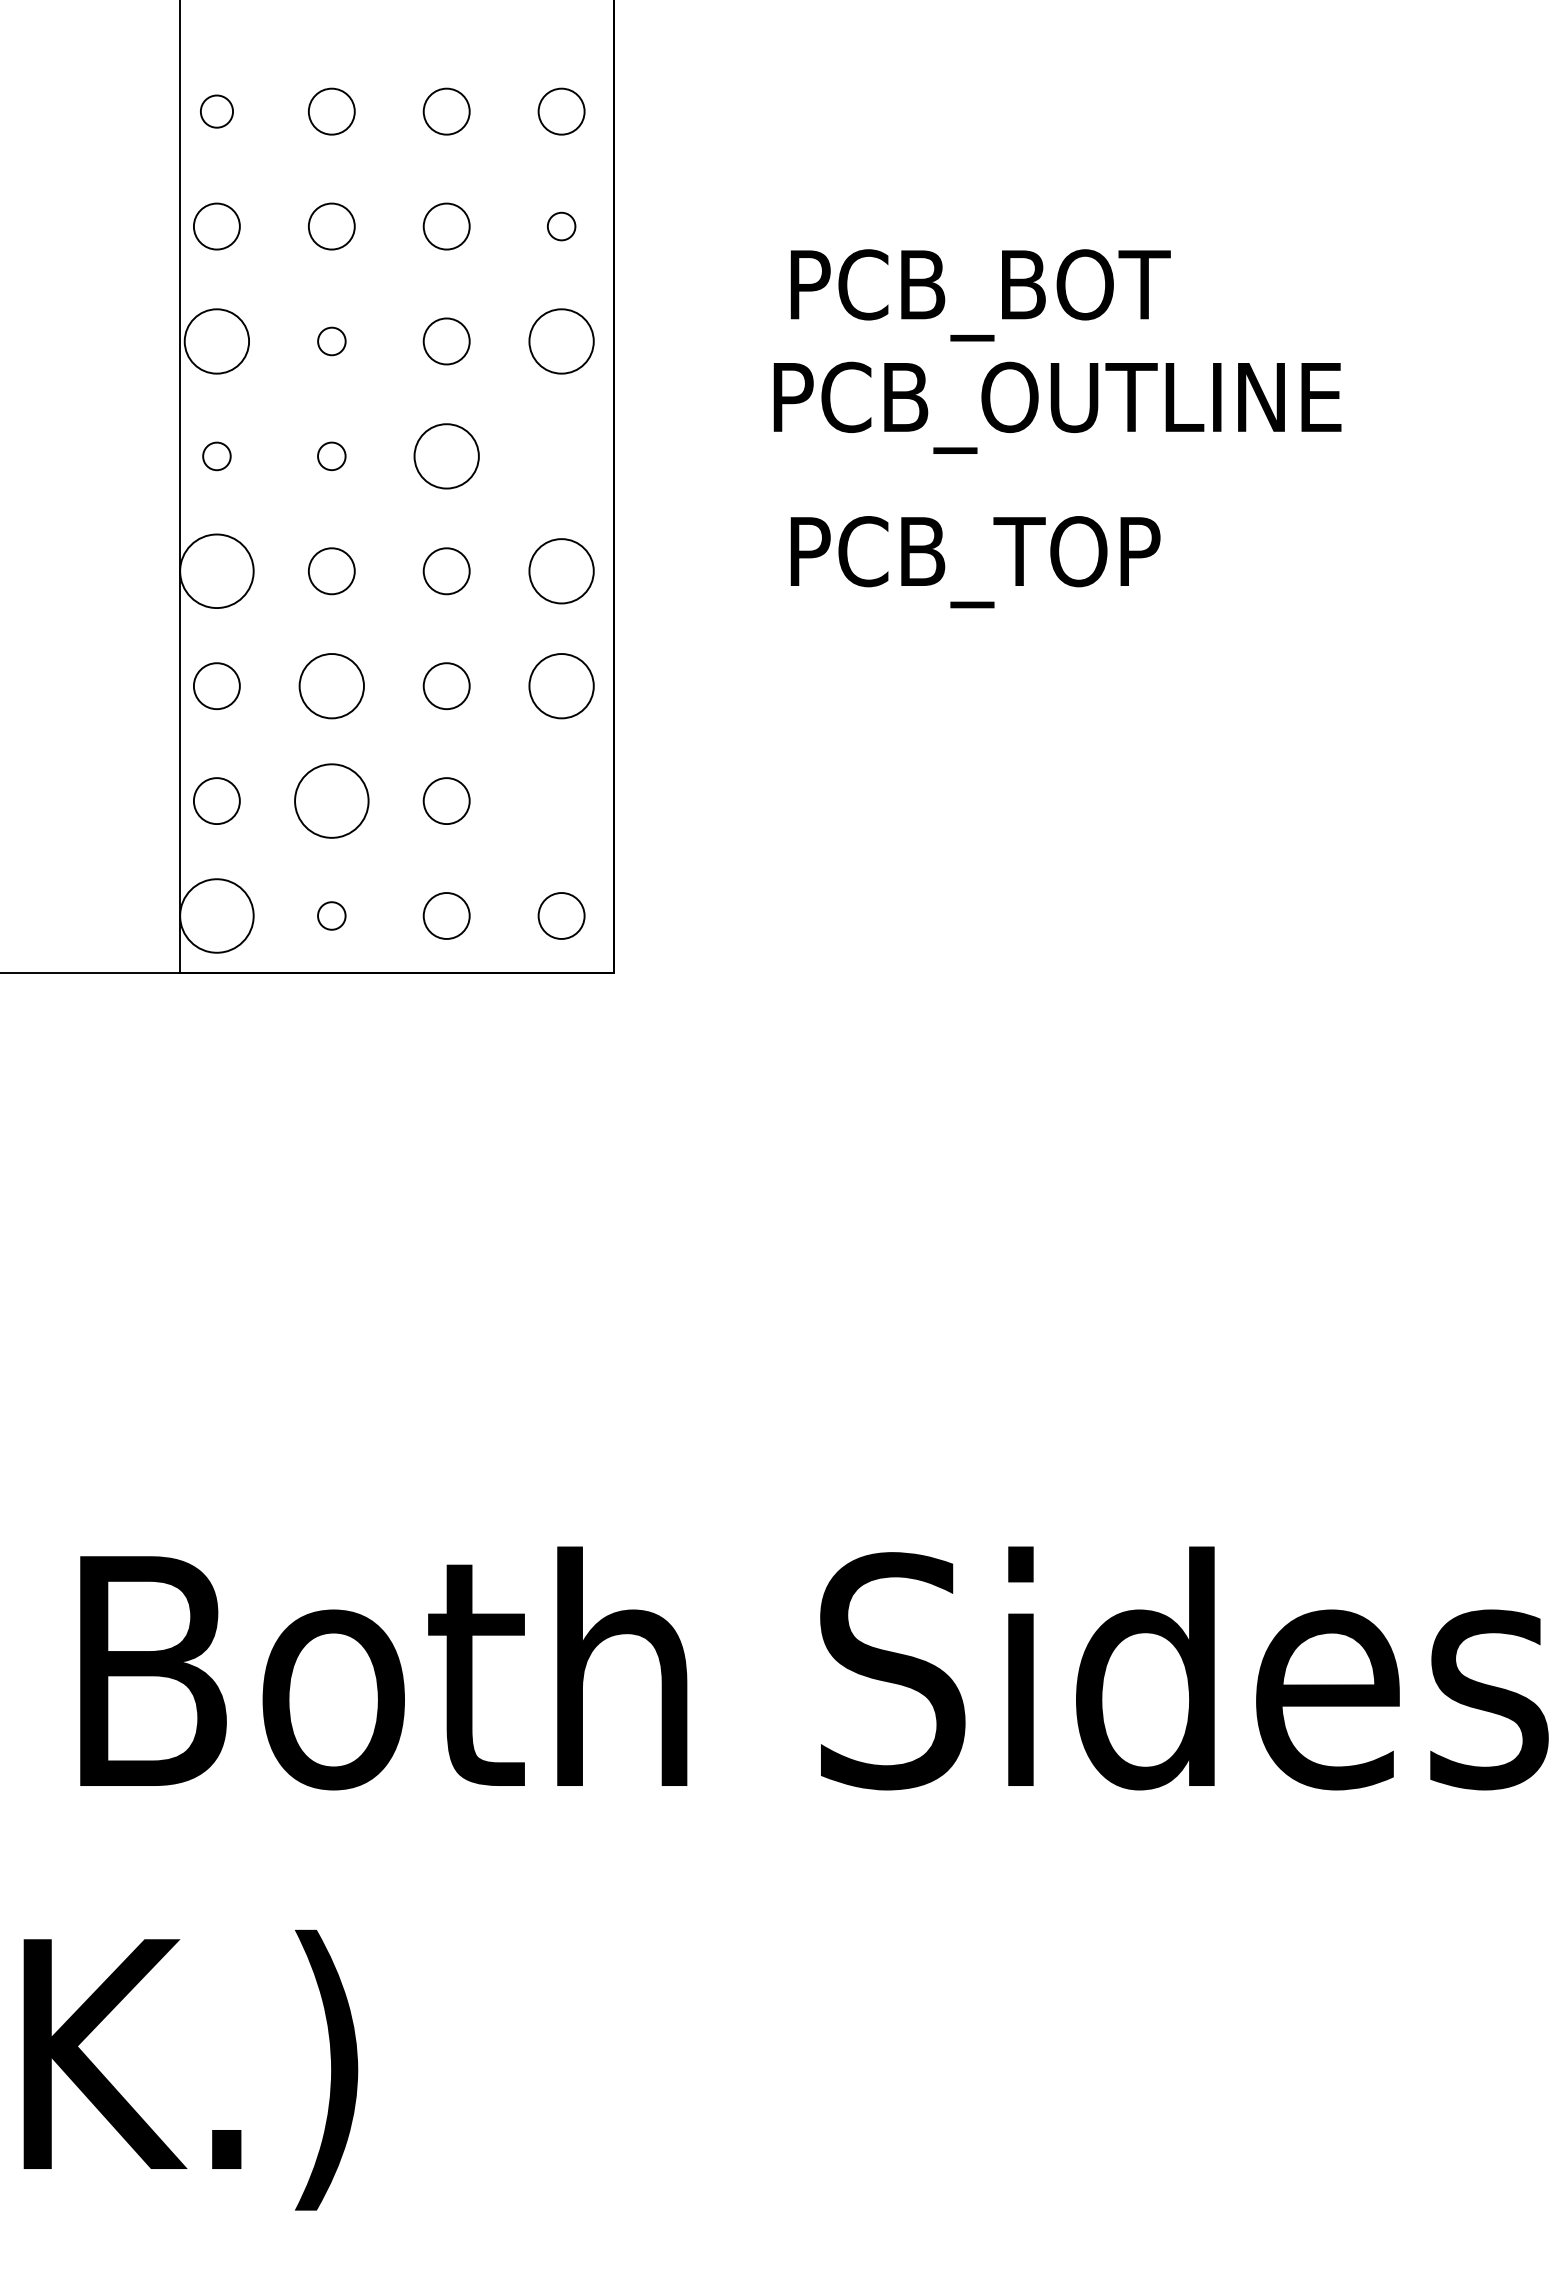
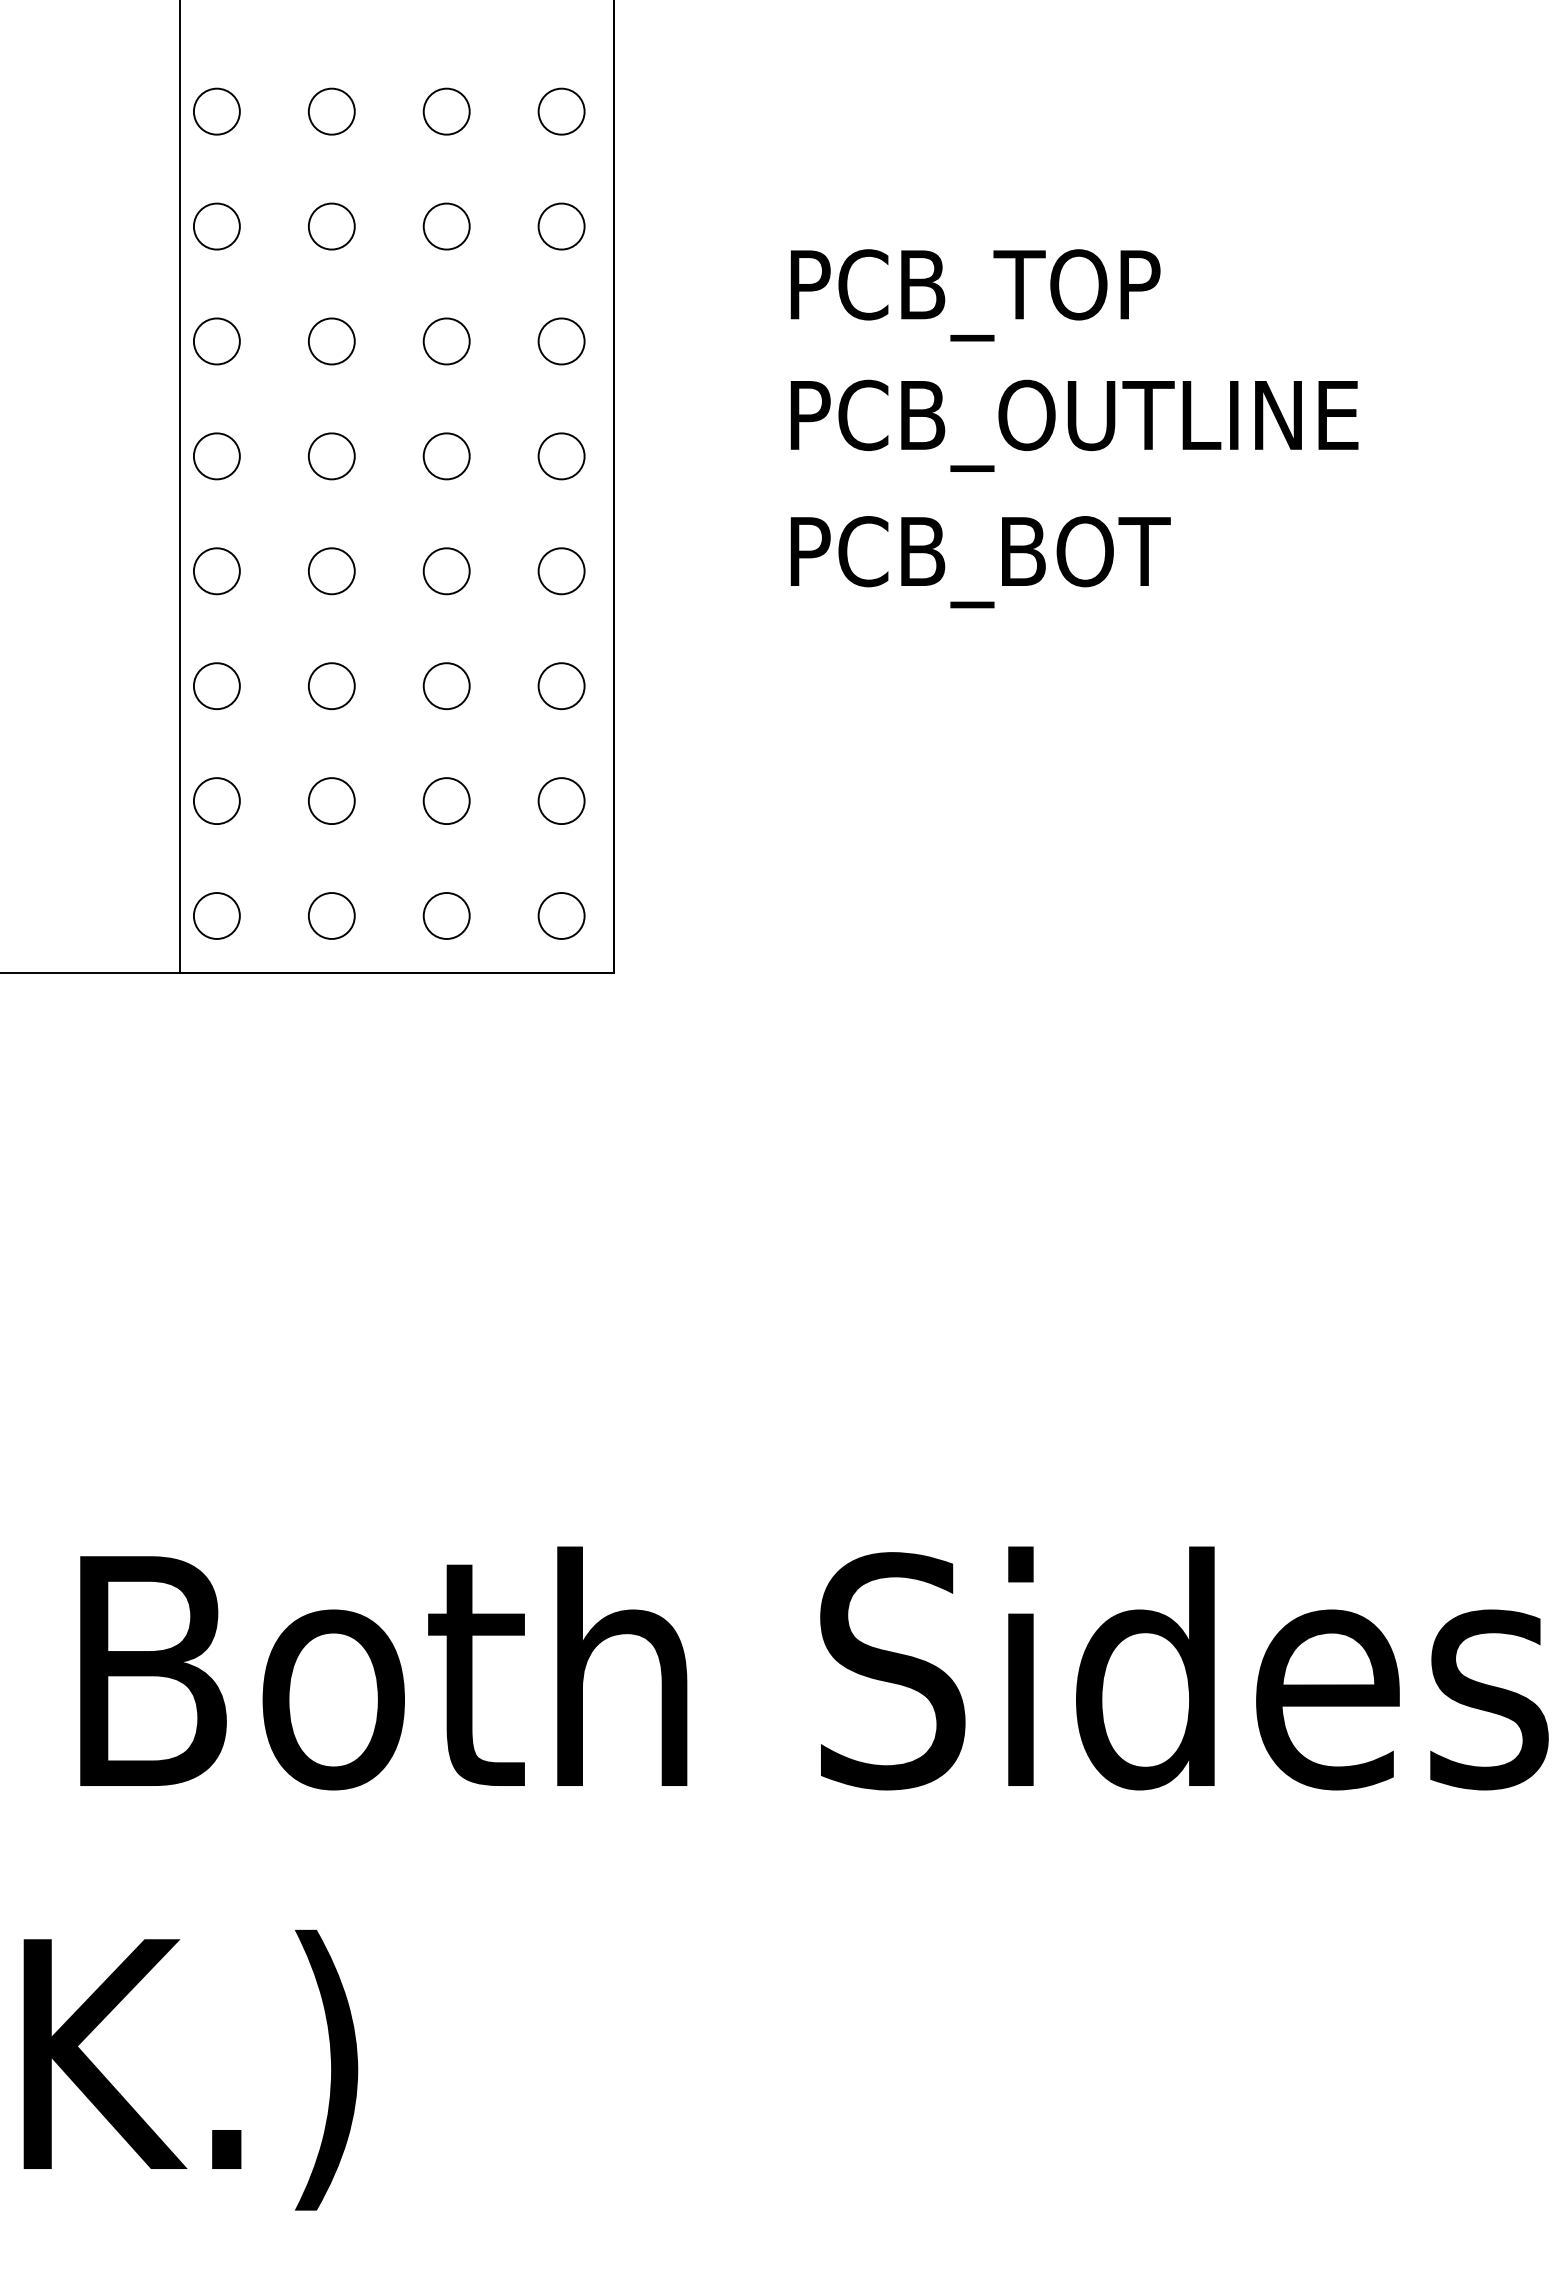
circle size: 34x35 px -> 48x49 px (216, 111)
circle diameter: 28 px -> 46 px (561, 226)
text: PCB_BOT -> PCB_TOP (1081, 284)
circle diameter: 64 px -> 46 px (216, 341)
circle size: 30x31 px -> 48x49 px (331, 341)
circle diameter: 64 px -> 46 px (561, 341)
text position: (1057, 407) -> (1074, 425) (1074, 425)
circle size: 30x31 px -> 48x49 px (216, 456)
circle diameter: 28 px -> 46 px (331, 456)
circle diameter: 64 px -> 46 px (446, 456)
circle: none -> present (561, 456)
text: PCB_TOP -> PCB_BOT (1081, 551)
circle diameter: 74 px -> 46 px (216, 571)
circle diameter: 64 px -> 46 px (561, 571)
circle diameter: 64 px -> 46 px (331, 686)
circle diameter: 64 px -> 46 px (561, 686)
circle diameter: 74 px -> 46 px (331, 801)
circle: none -> present (561, 800)
circle diameter: 74 px -> 46 px (216, 915)
circle diameter: 28 px -> 46 px (331, 915)
